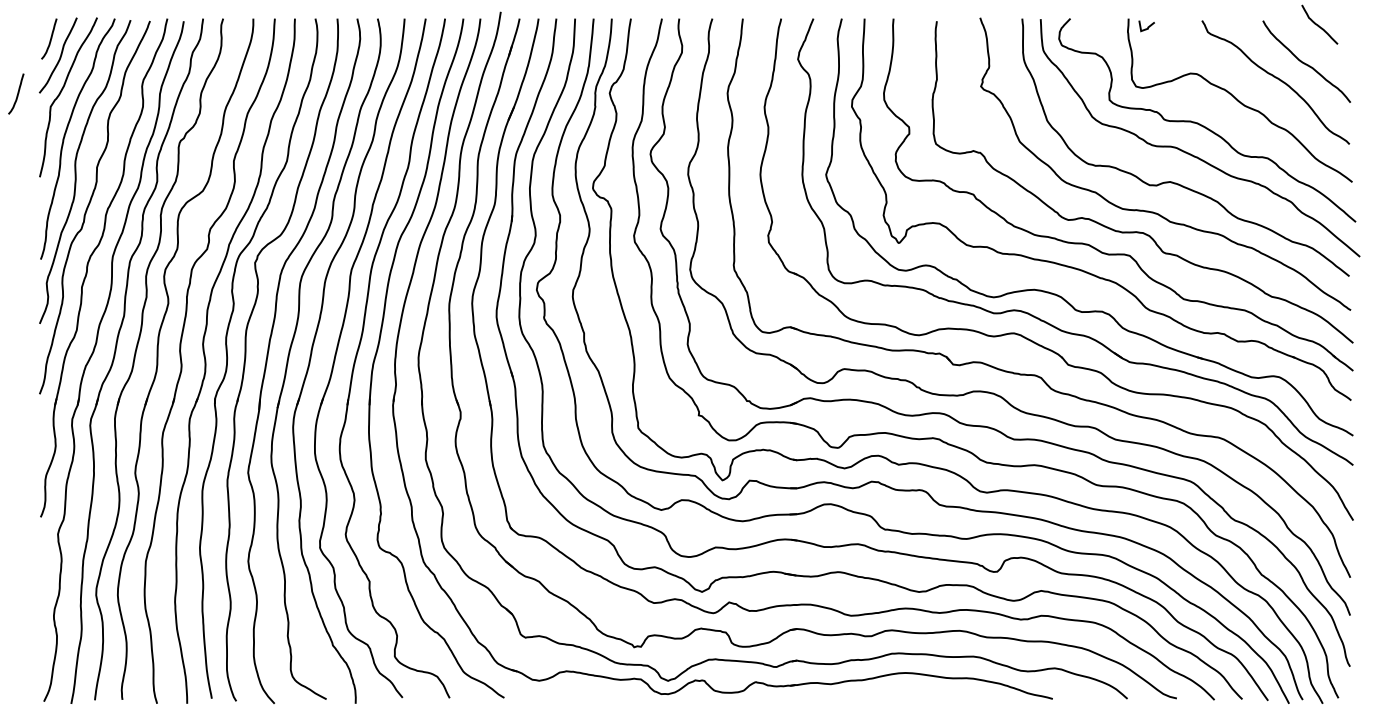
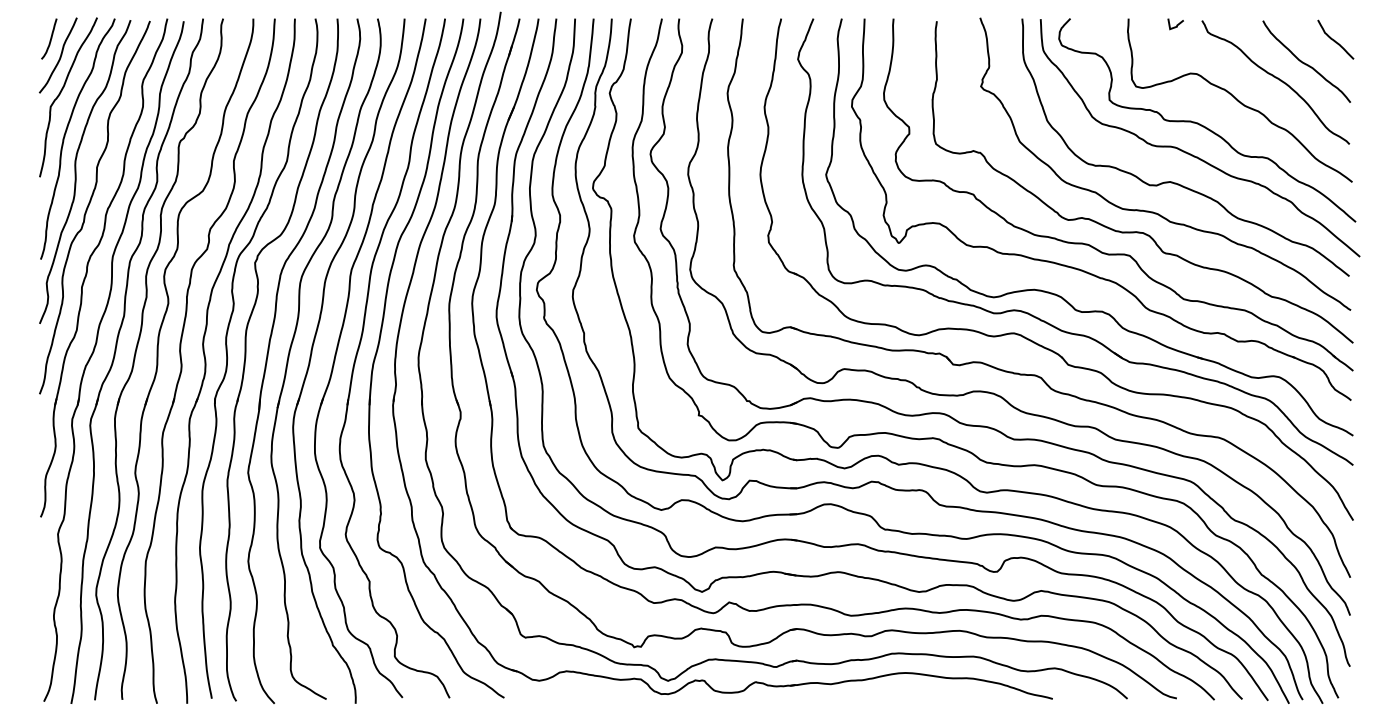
curve position: (1318, 24) -> (1334, 39) (1334, 39)
curve position: (1147, 26) -> (1176, 24) (1176, 24)
curve: present -> none (17, 93)
